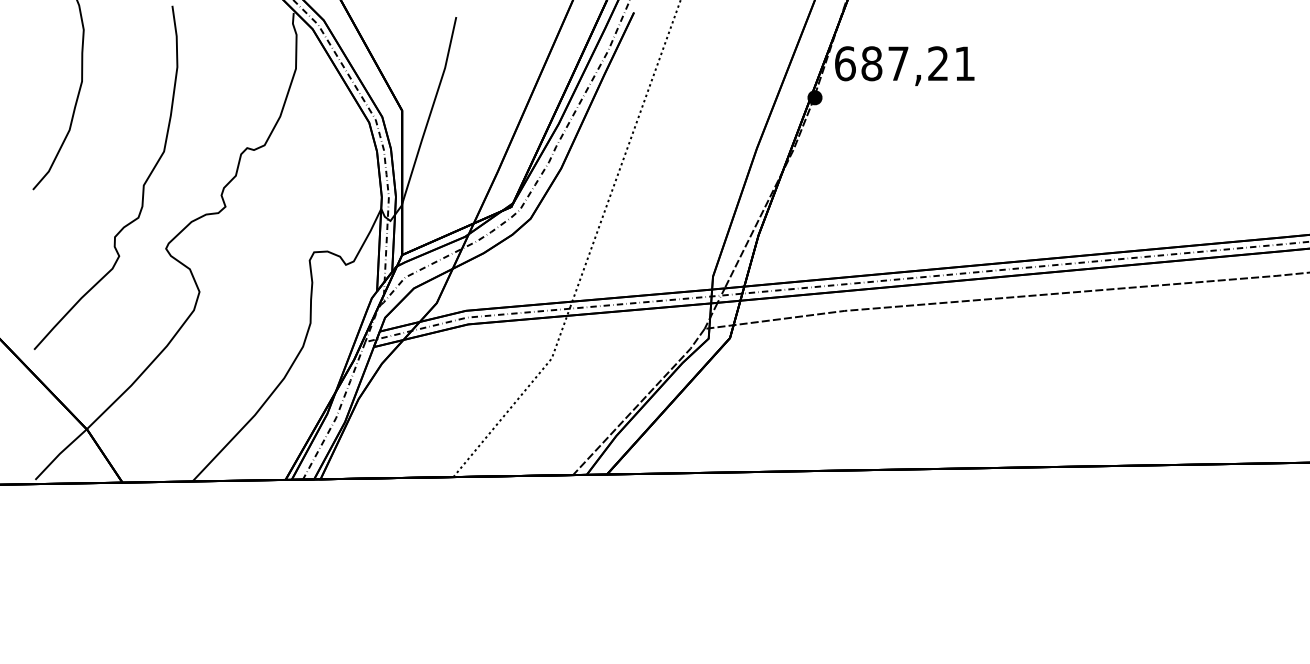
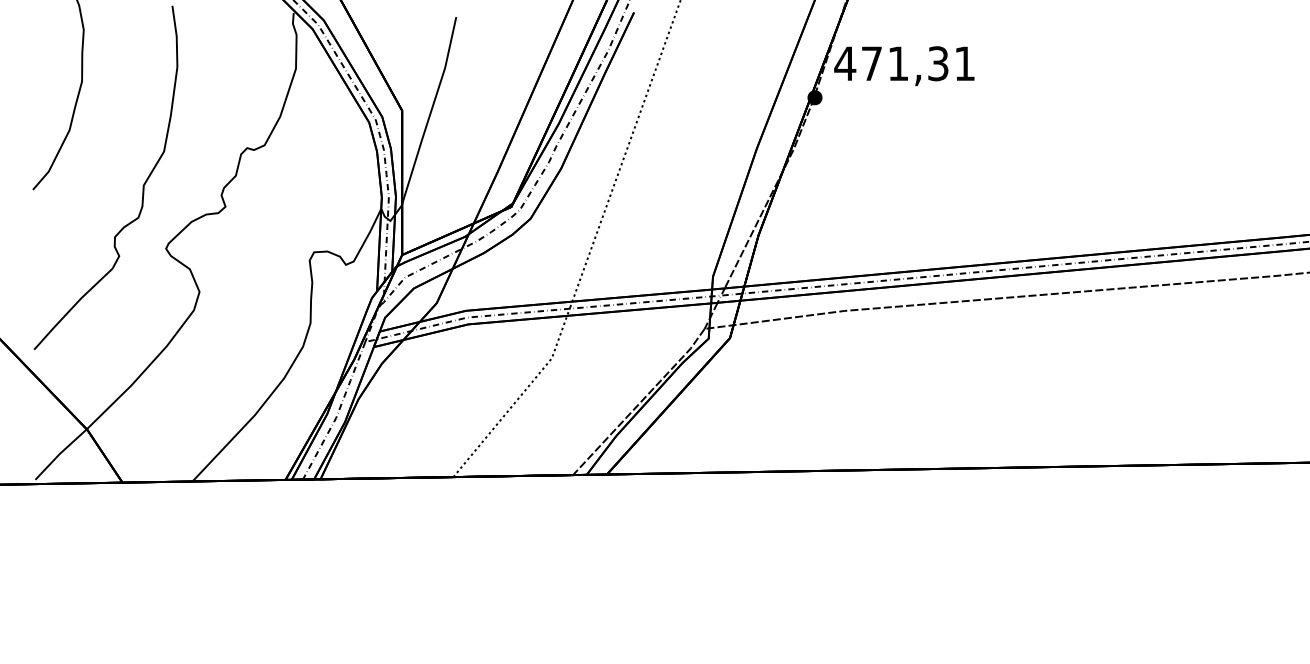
text: 687,21 -> 471,31 (891, 63)
